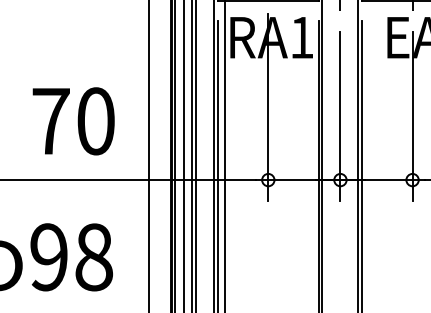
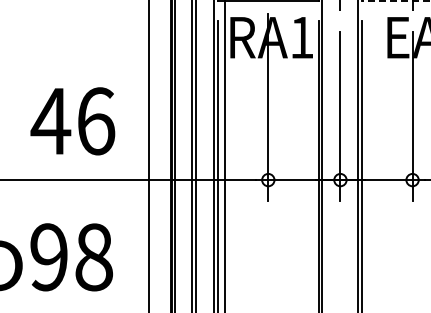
line: solid -> dashed (395, 0)
text: 70 -> 46 (72, 121)
line: present -> none (183, 155)
